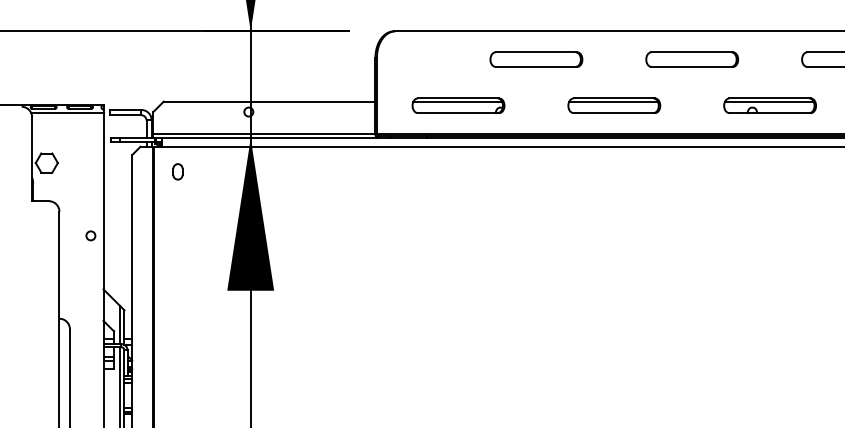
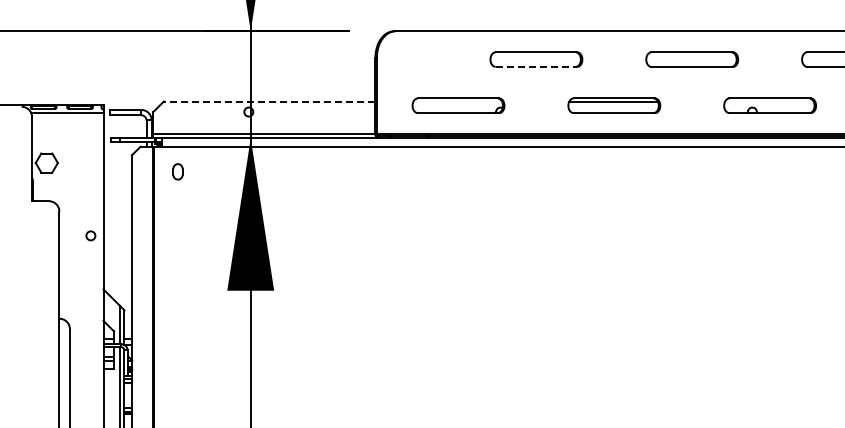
line: solid -> dashed (536, 66)
line: solid -> dashed (269, 101)
line: present -> none (457, 101)
line: present -> none (769, 101)
